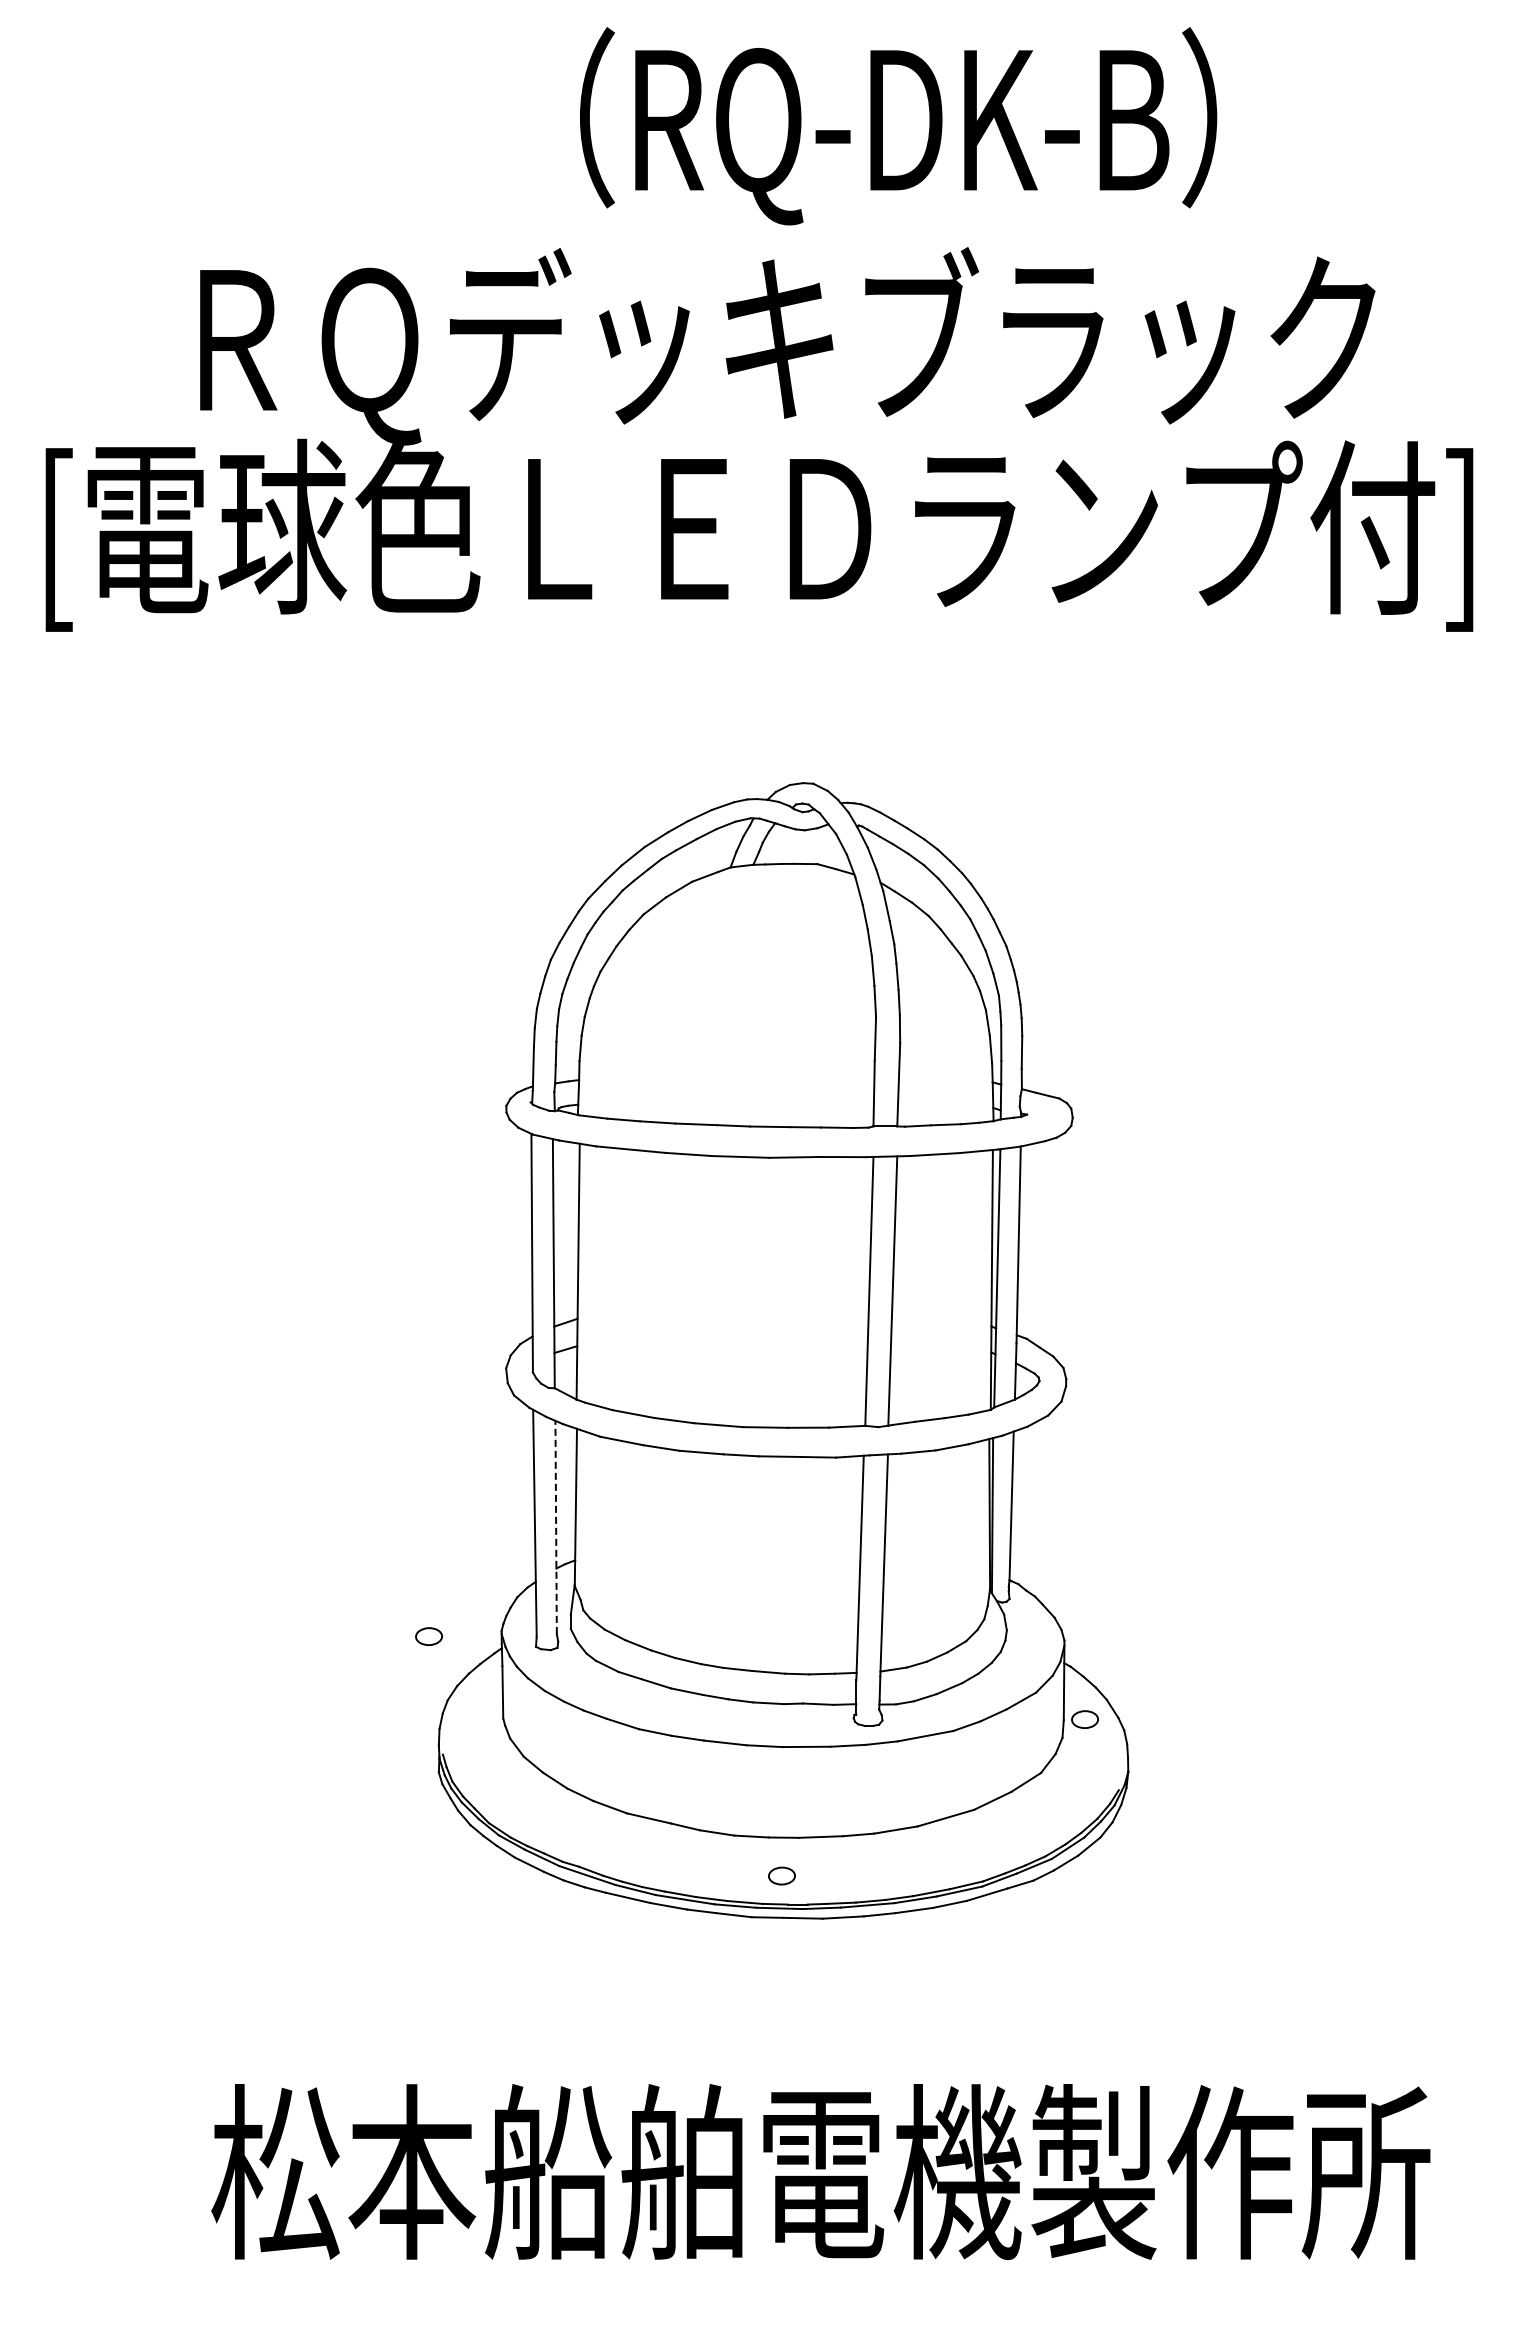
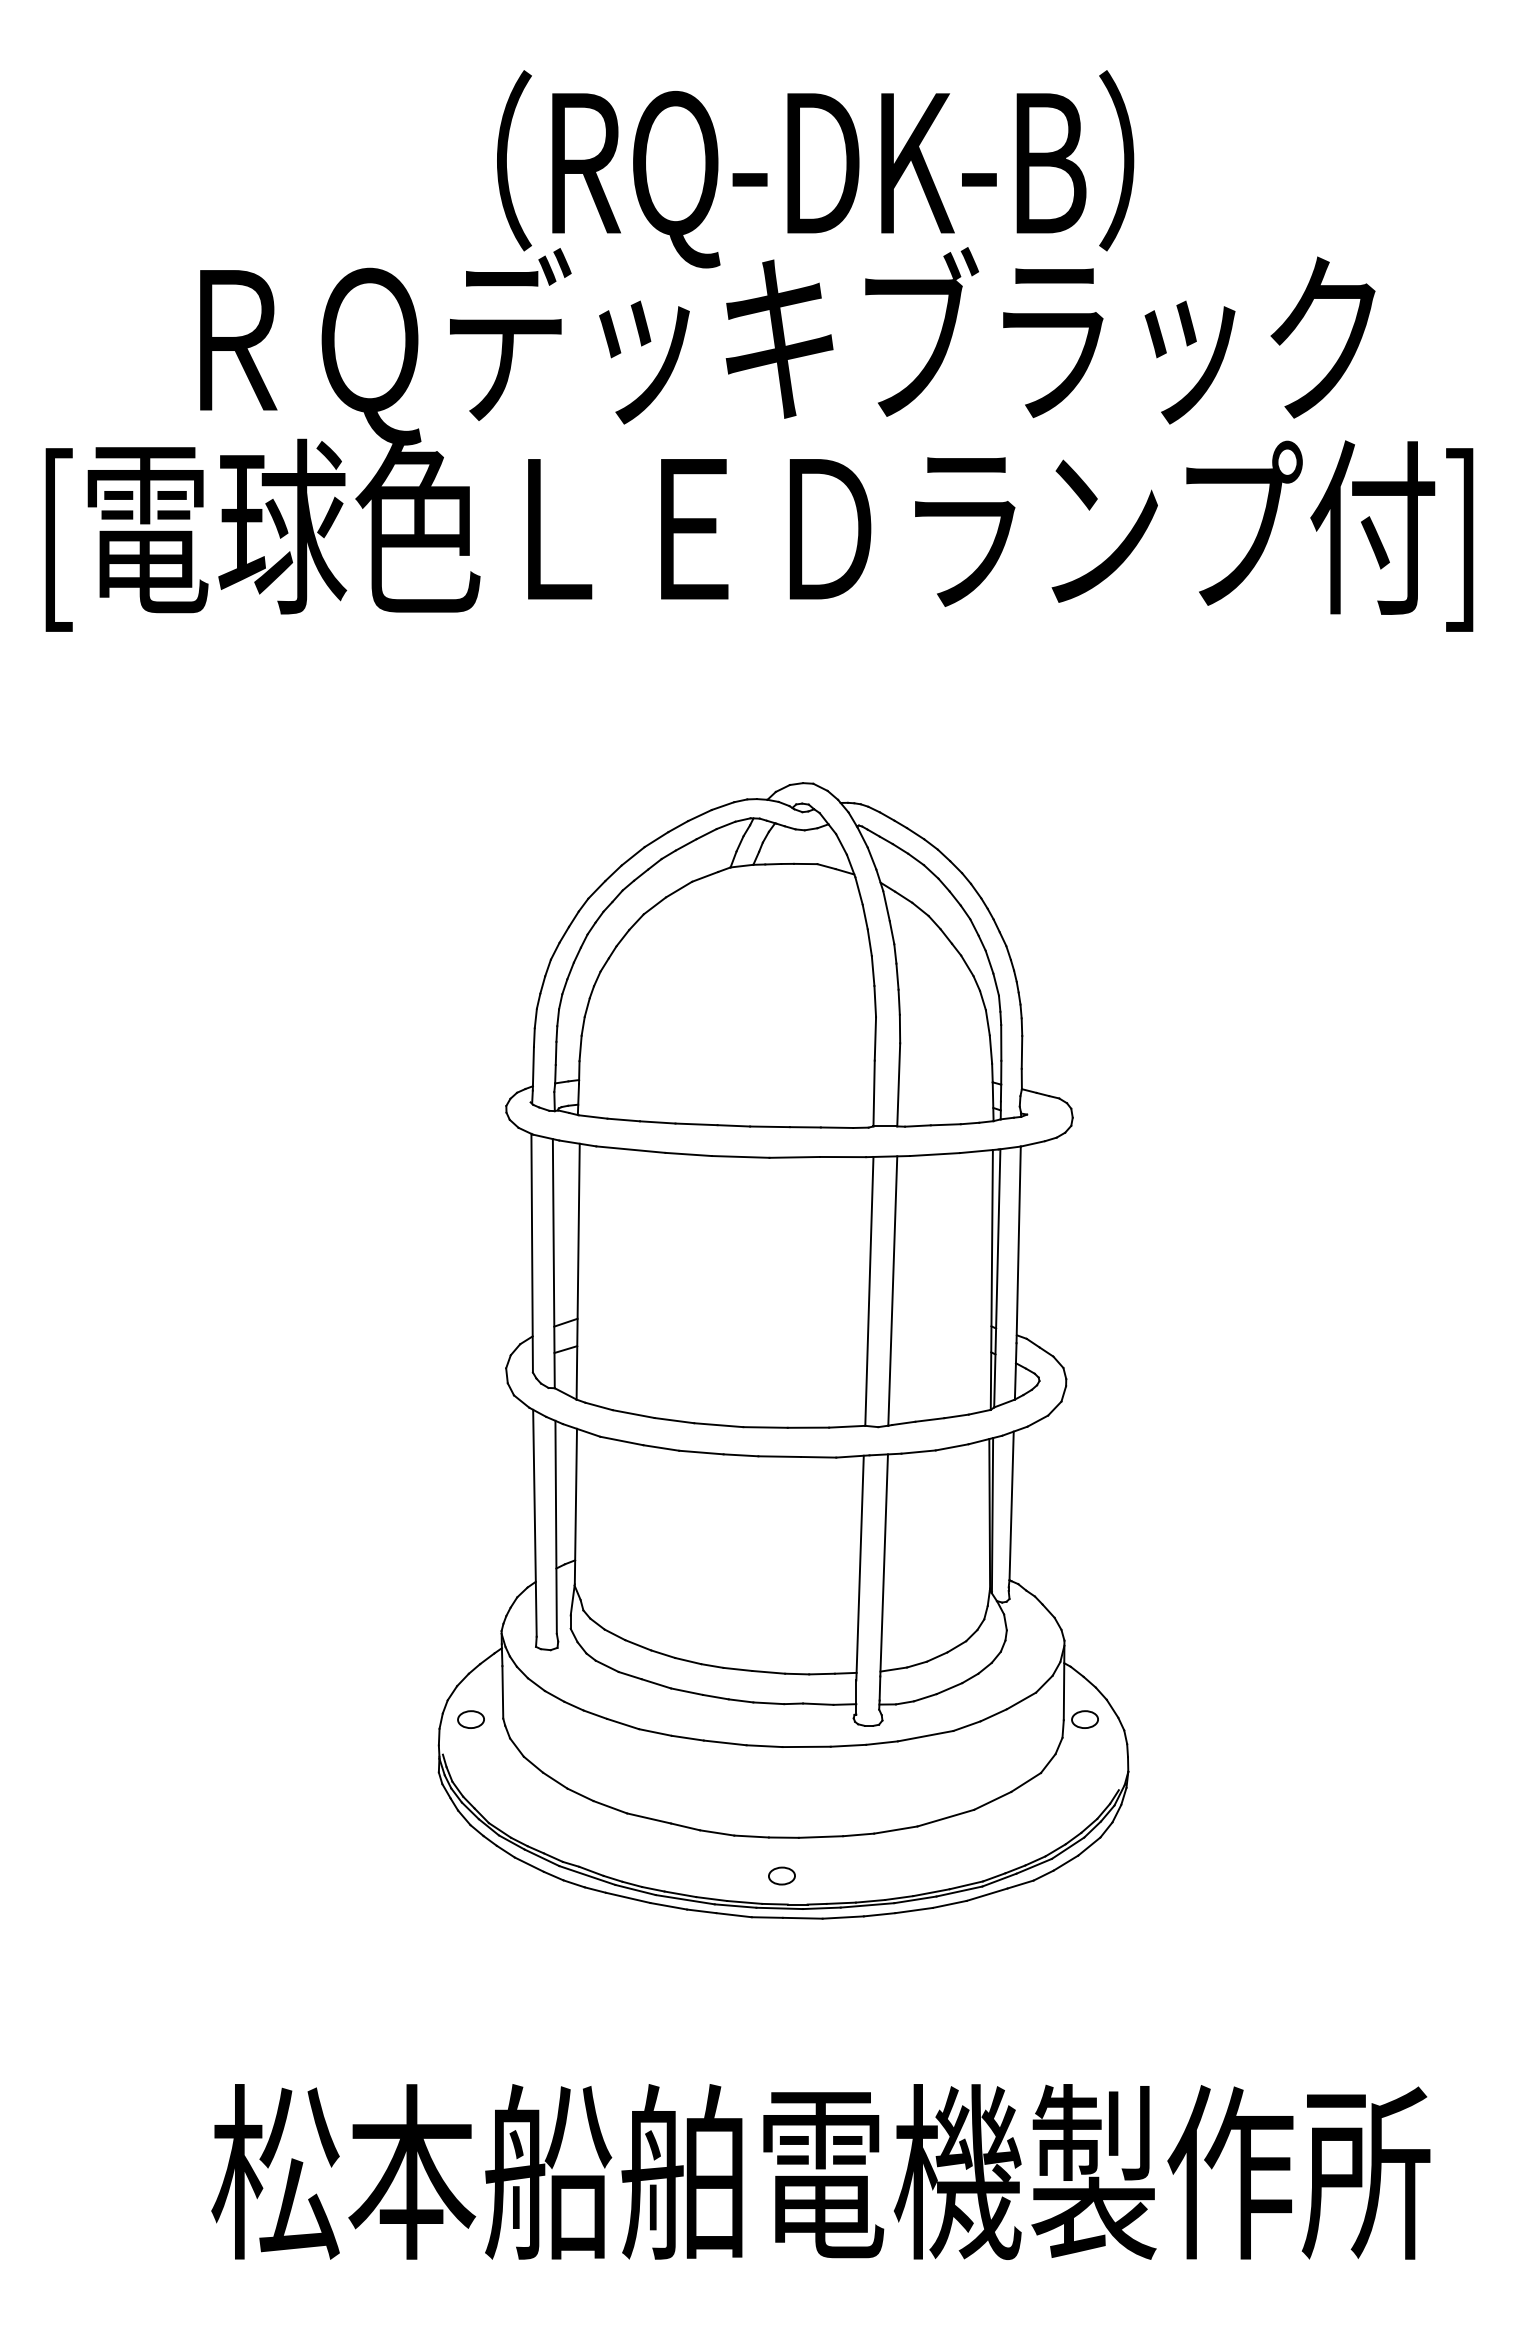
text position: (898, 126) -> (815, 169) (815, 169)
line: dashed -> solid (556, 1527)
part position: (428, 1636) -> (470, 1719) (470, 1719)
